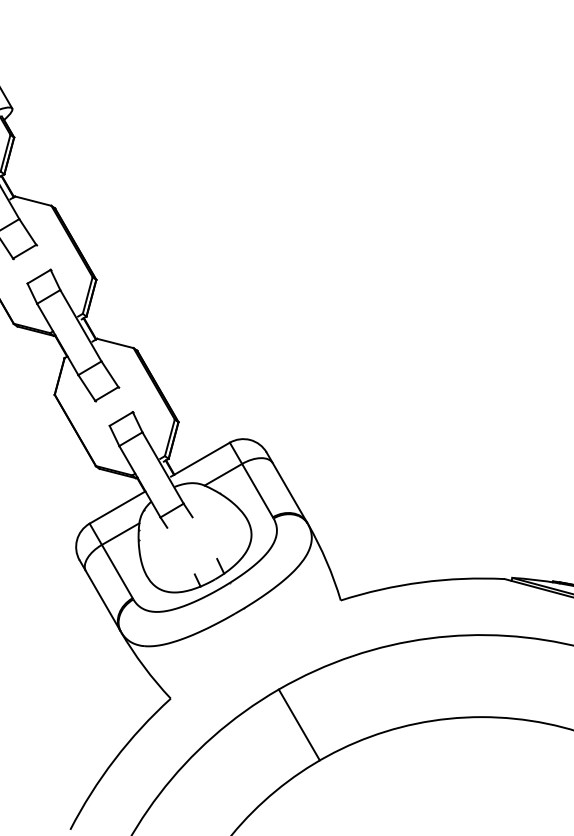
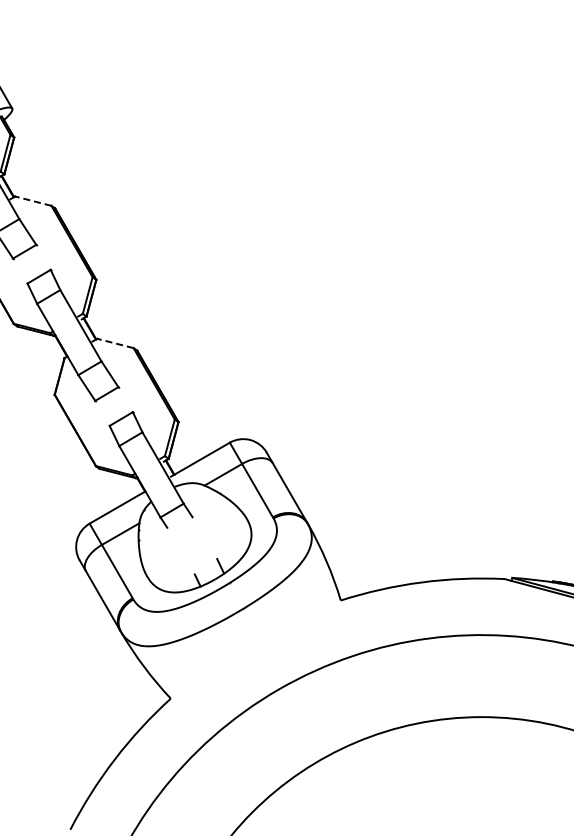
line: solid -> dashed (33, 201)
line: solid -> dashed (115, 343)
line: present -> none (298, 724)
